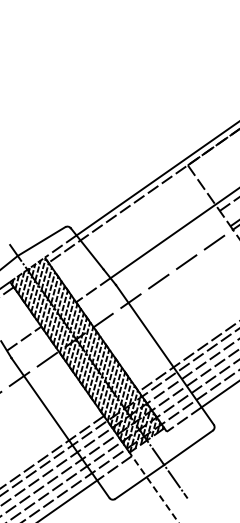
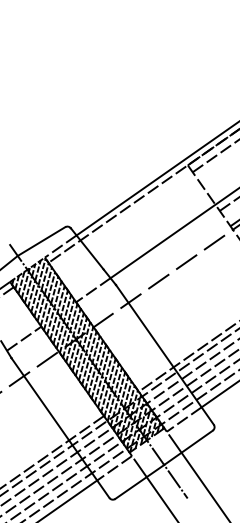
line: none -> present (214, 156)
line: none -> present (198, 477)
line: dashed -> solid (156, 491)
